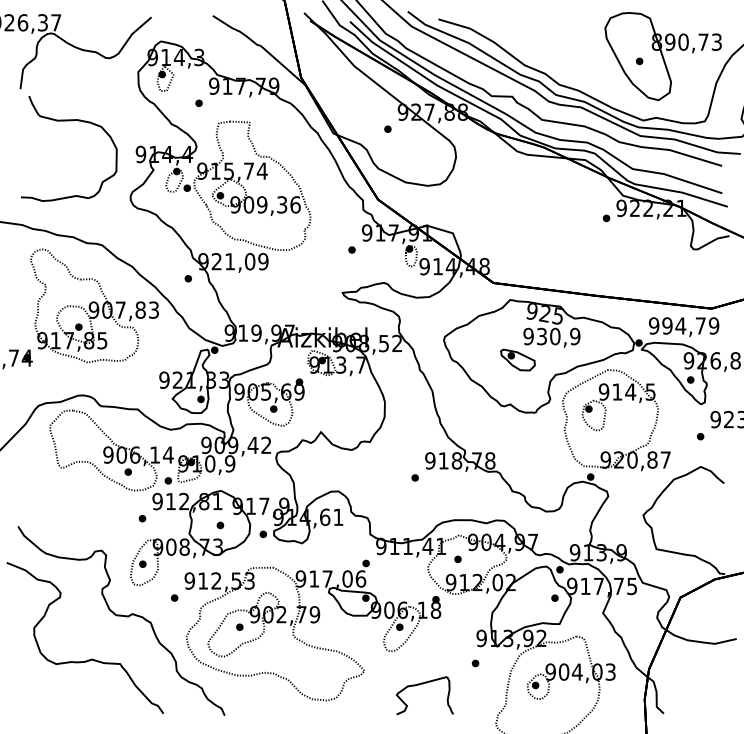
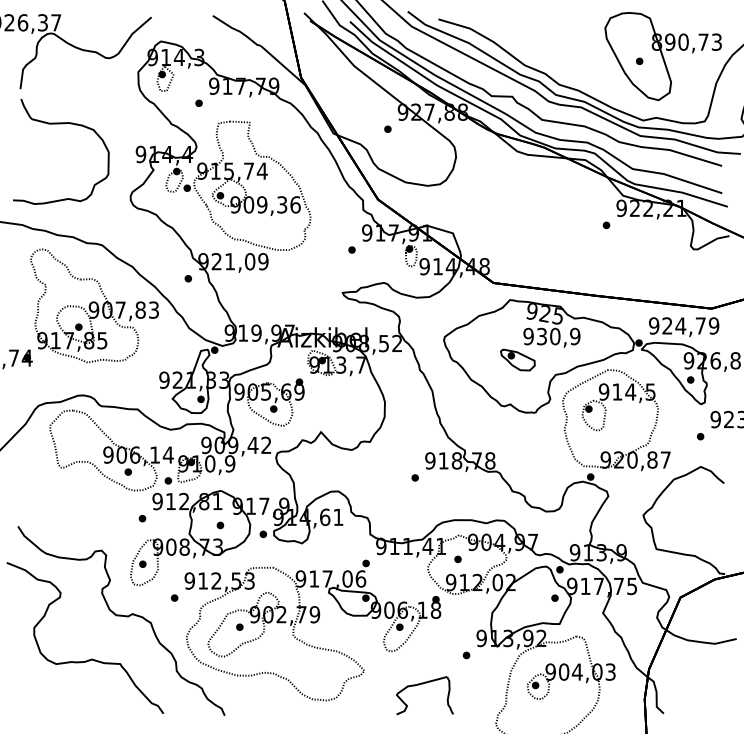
curve position: (69, 121) -> (61, 124) (61, 124)
part position: (606, 218) -> (606, 225) (606, 225)
text: 994,79 -> 924,79 (667, 325)
part position: (475, 663) -> (466, 655) (466, 655)
